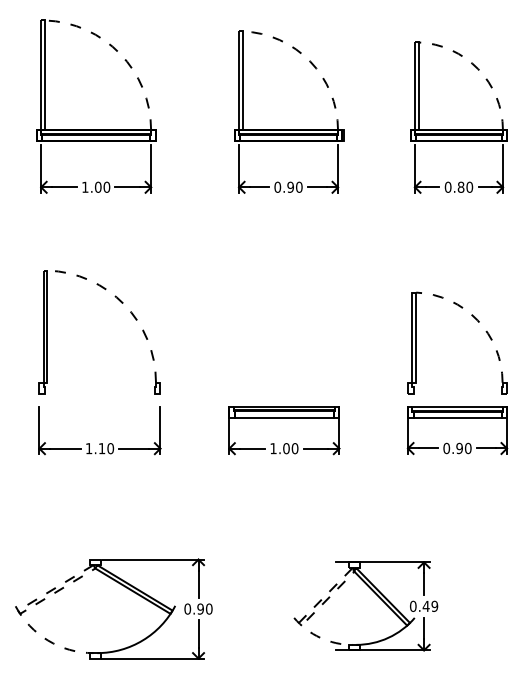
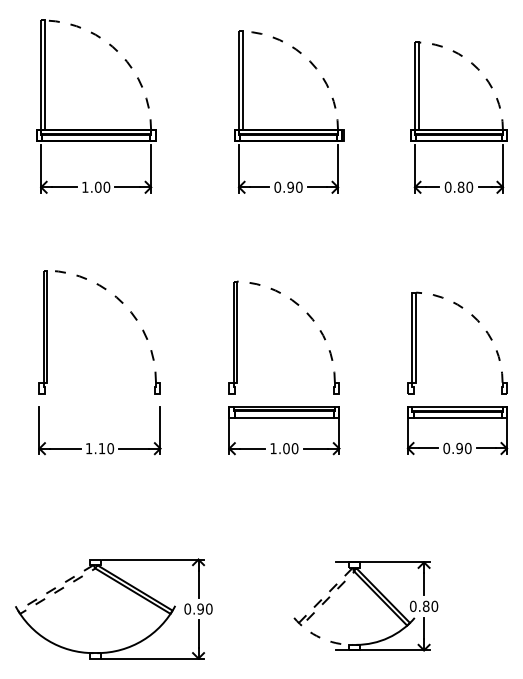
part: none -> present (307, 315)
text: 0.49 -> 0.80 (429, 605)
arc: dashed -> solid (48, 640)
